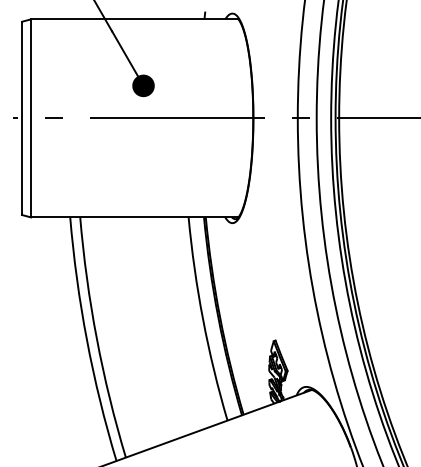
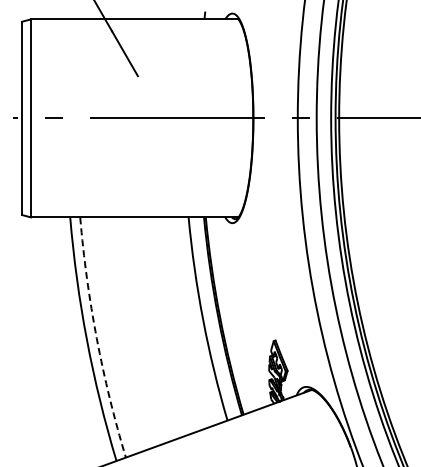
fill: present -> none (143, 85)
arc: solid -> dashed (96, 338)
